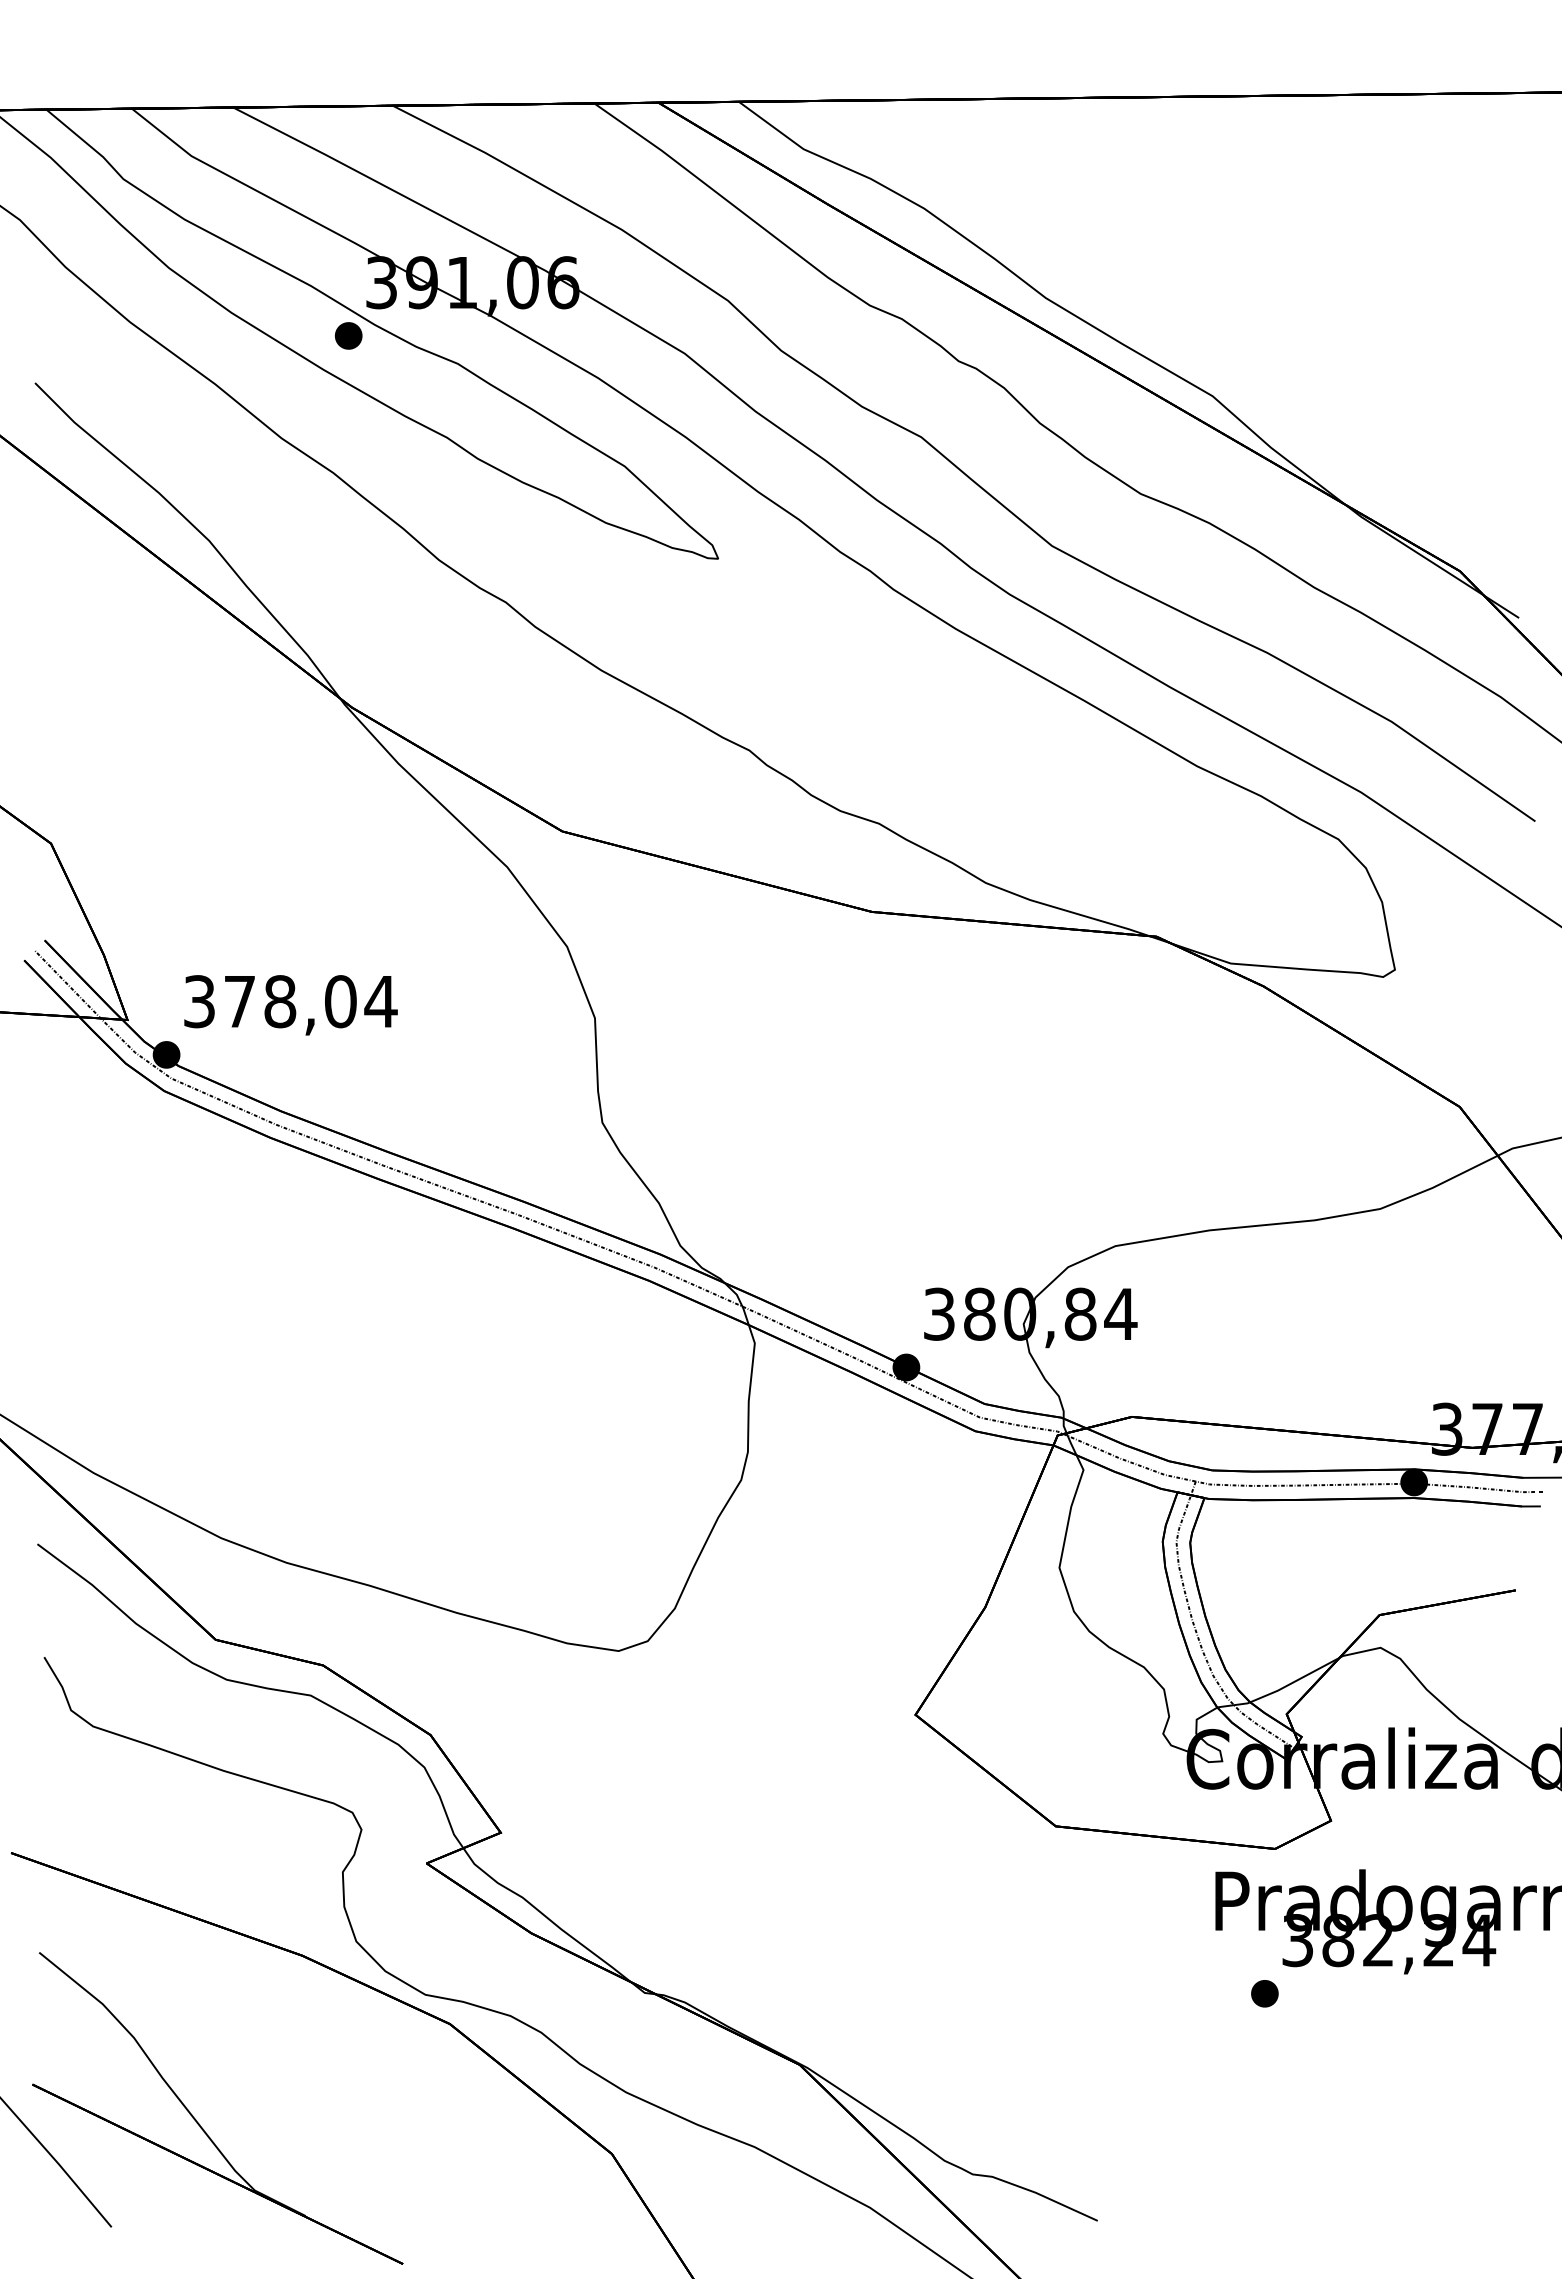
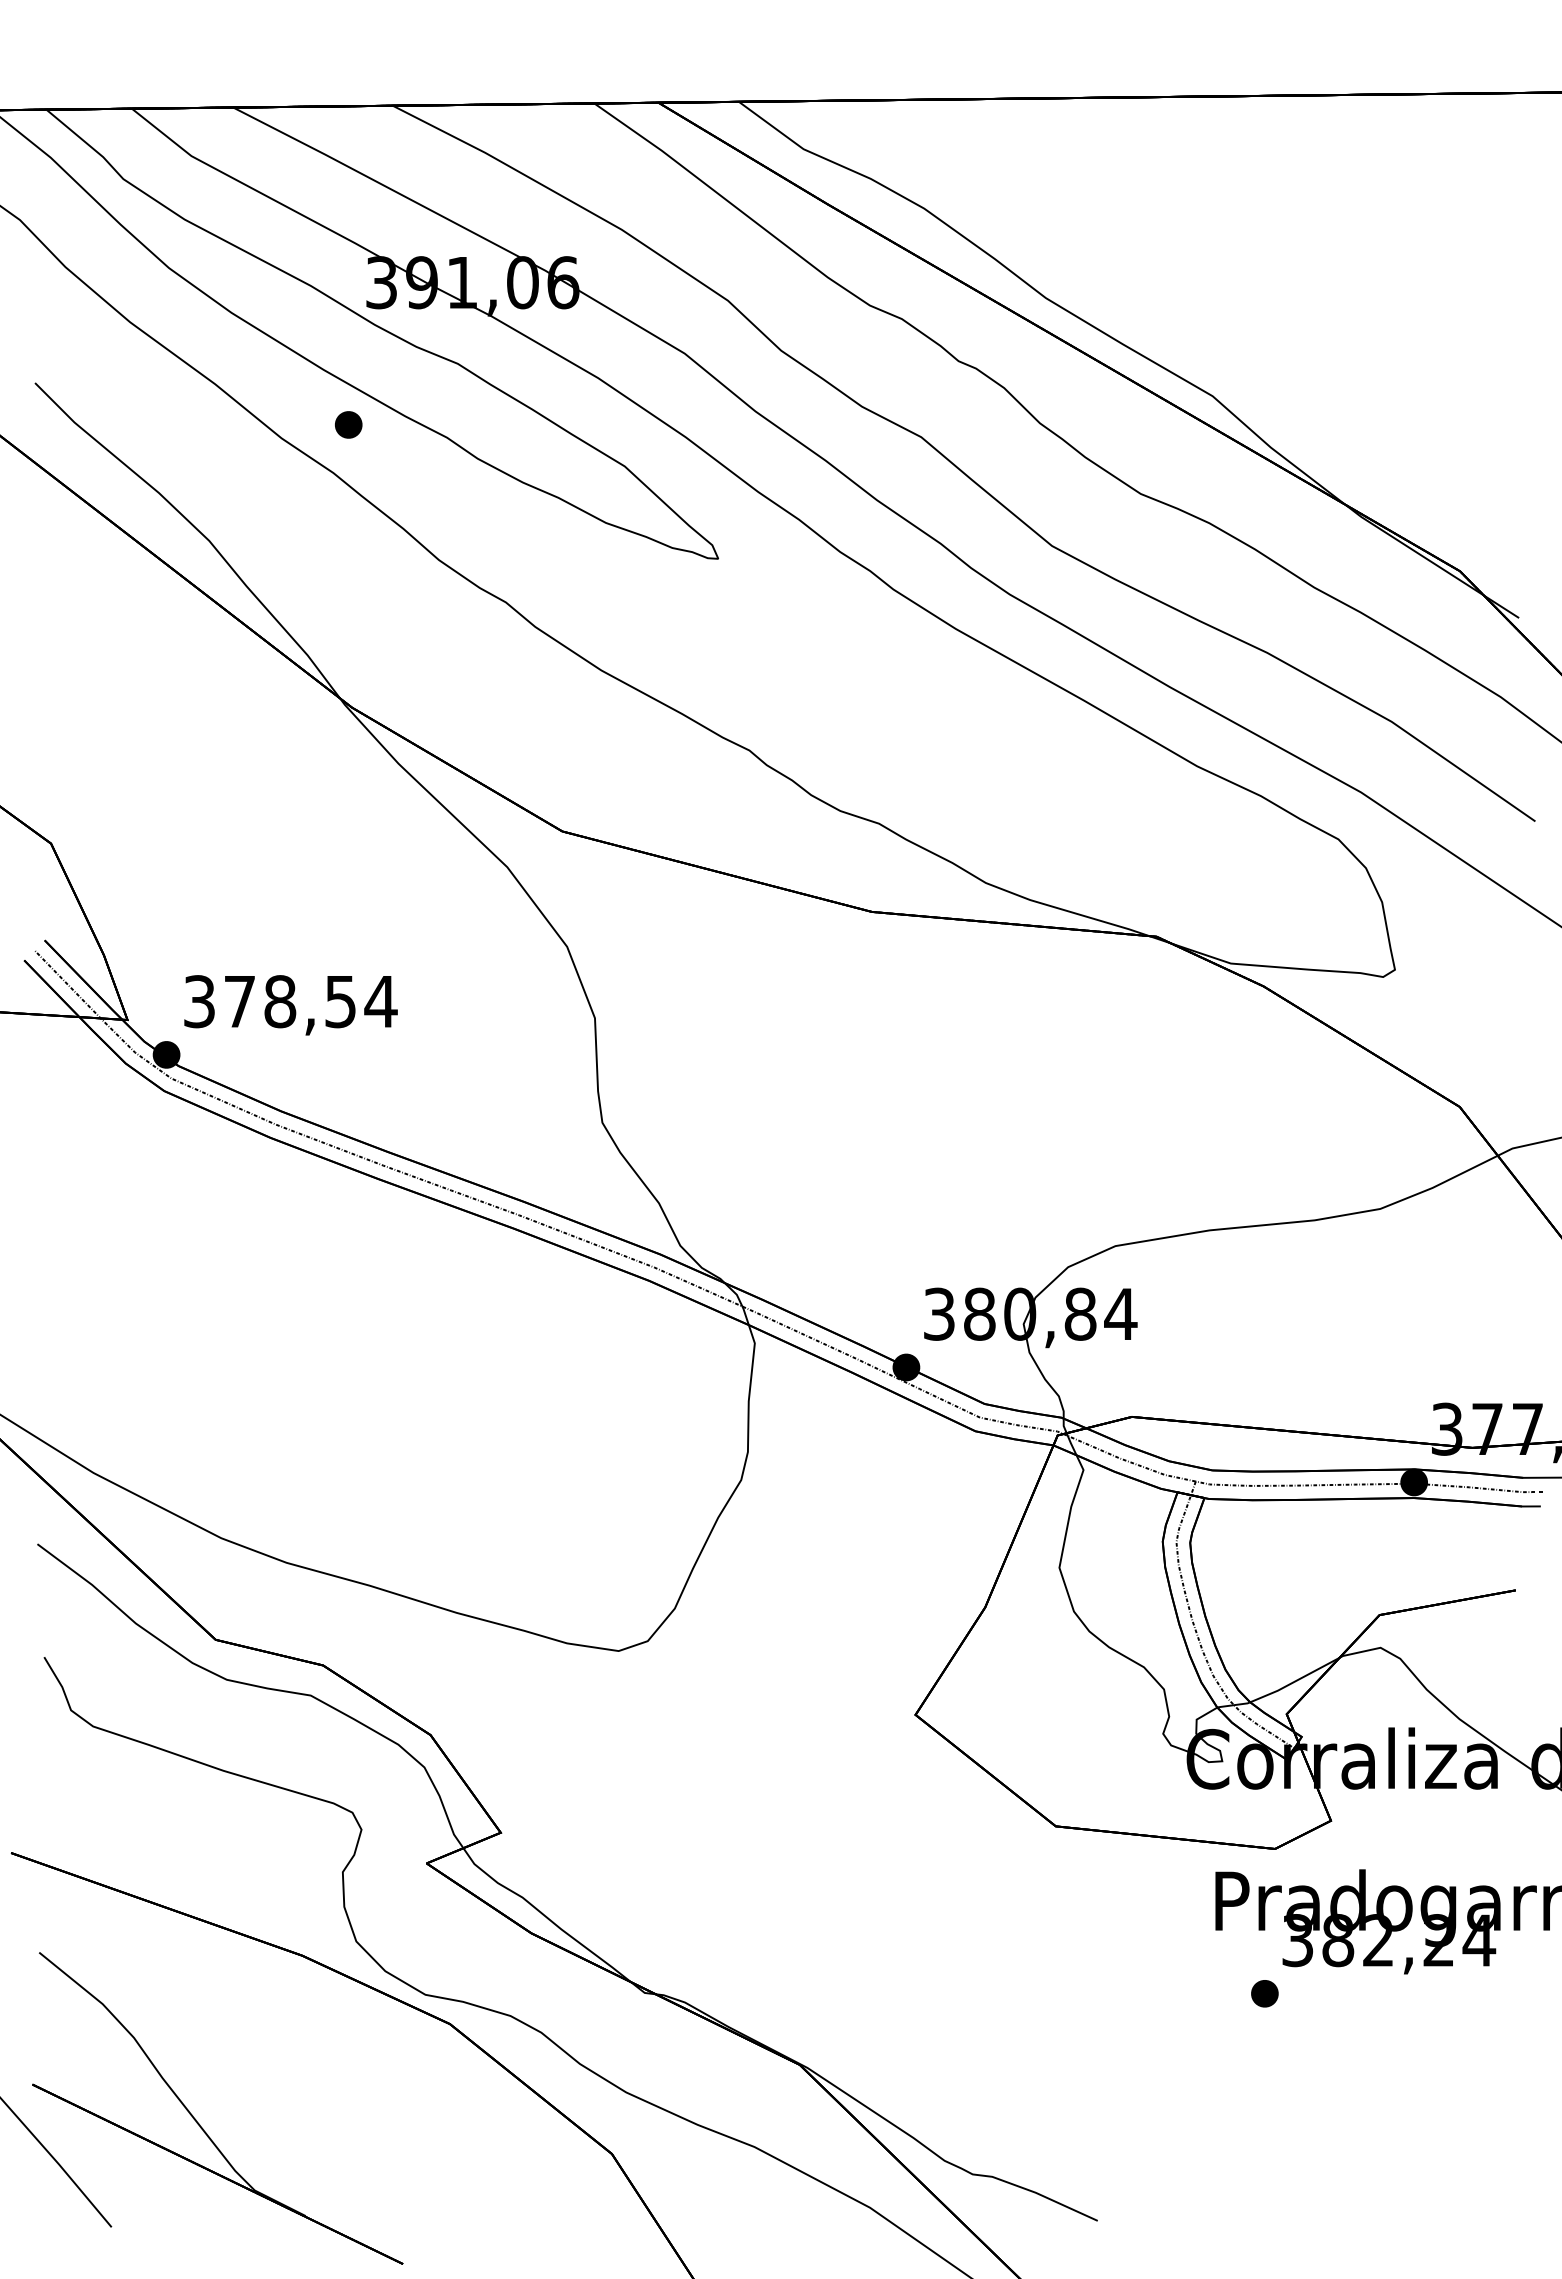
part position: (348, 335) -> (348, 424) (348, 424)
text: 378,04 -> 378,54 (340, 1001)
